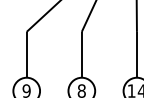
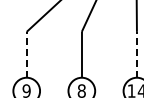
line: solid -> dashed (26, 54)
line: solid -> dashed (136, 54)
